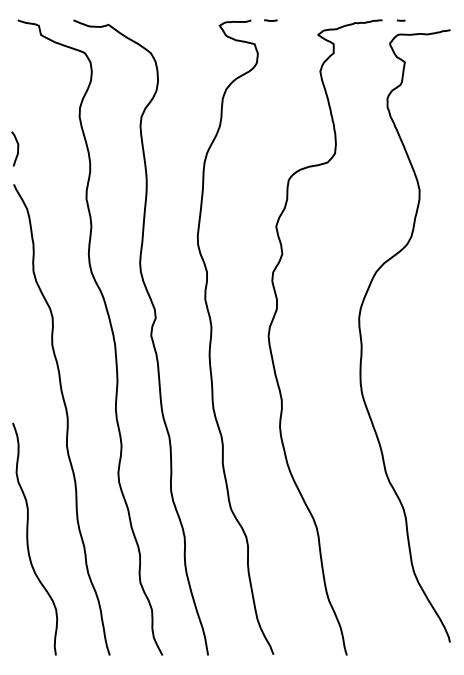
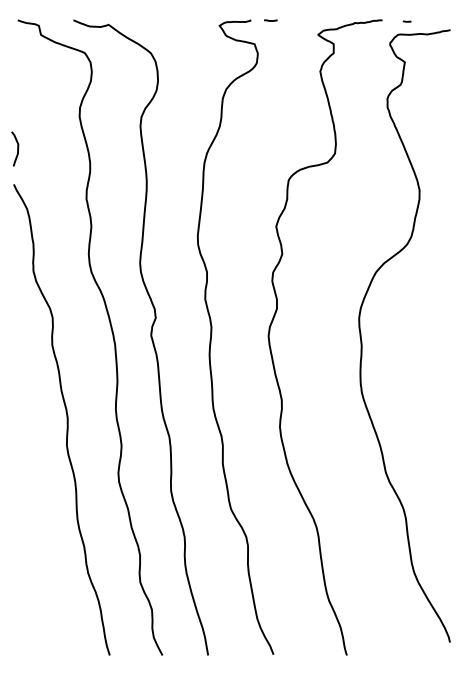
line position: (400, 20) -> (406, 21) (406, 21)
curve: present -> none (28, 538)
